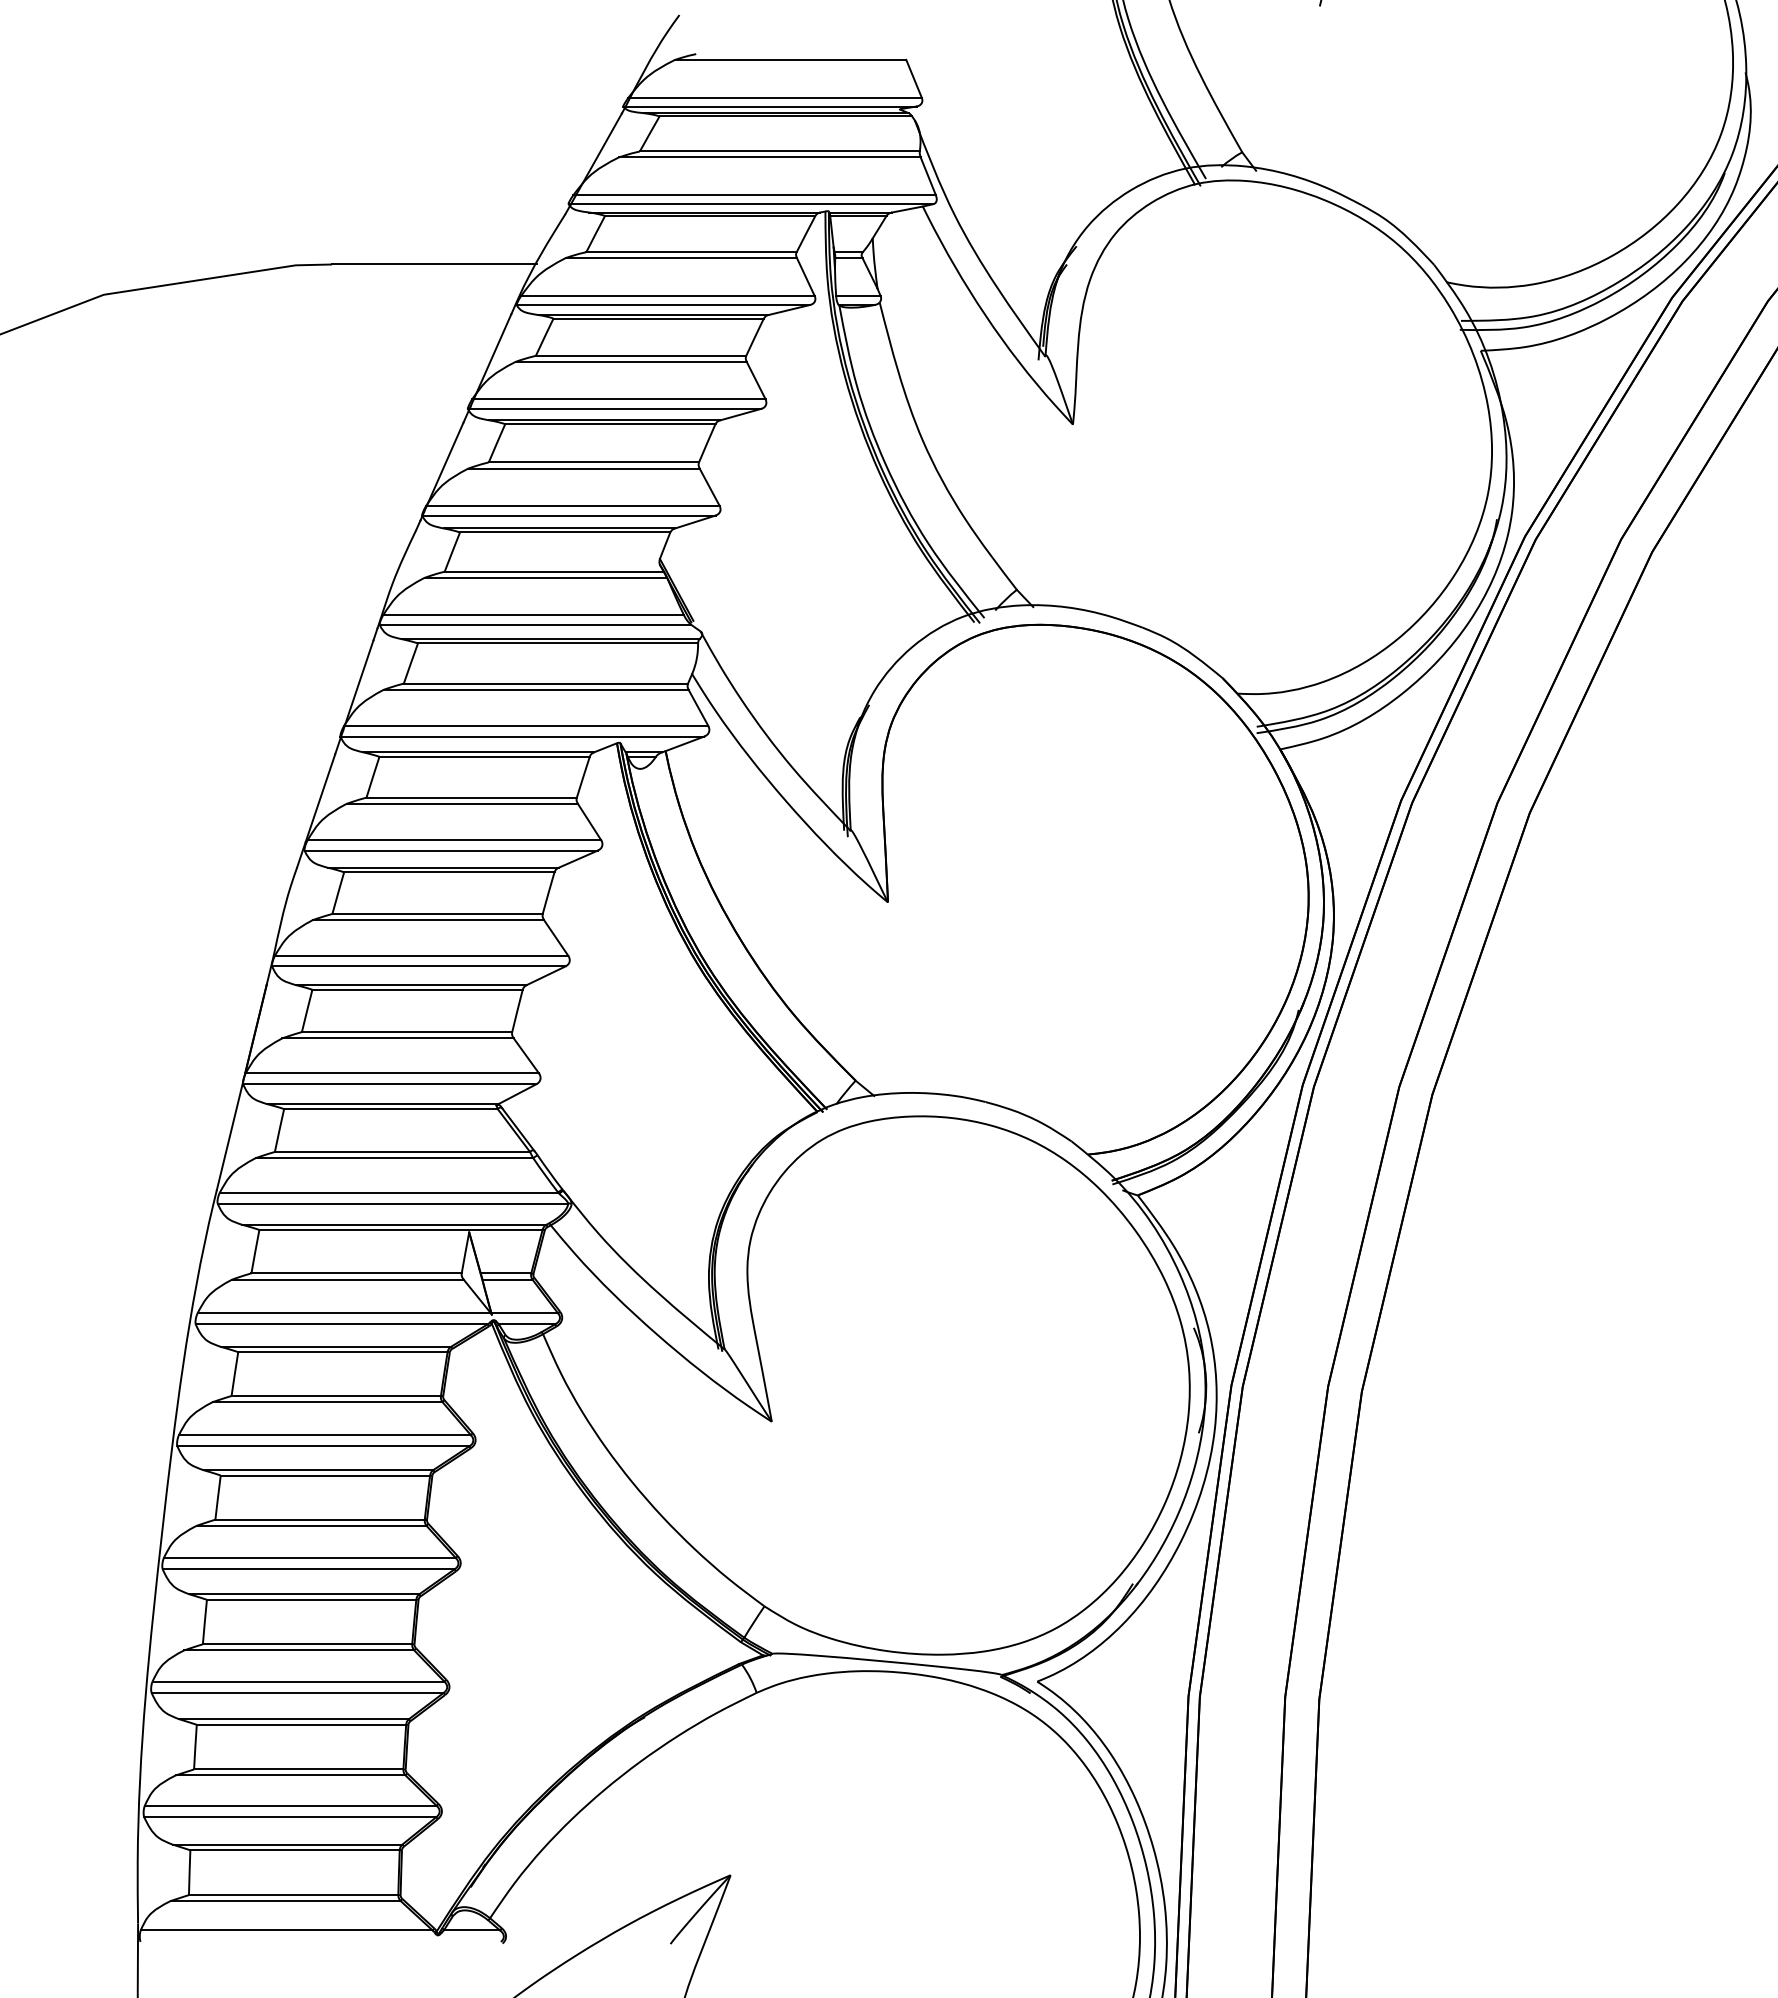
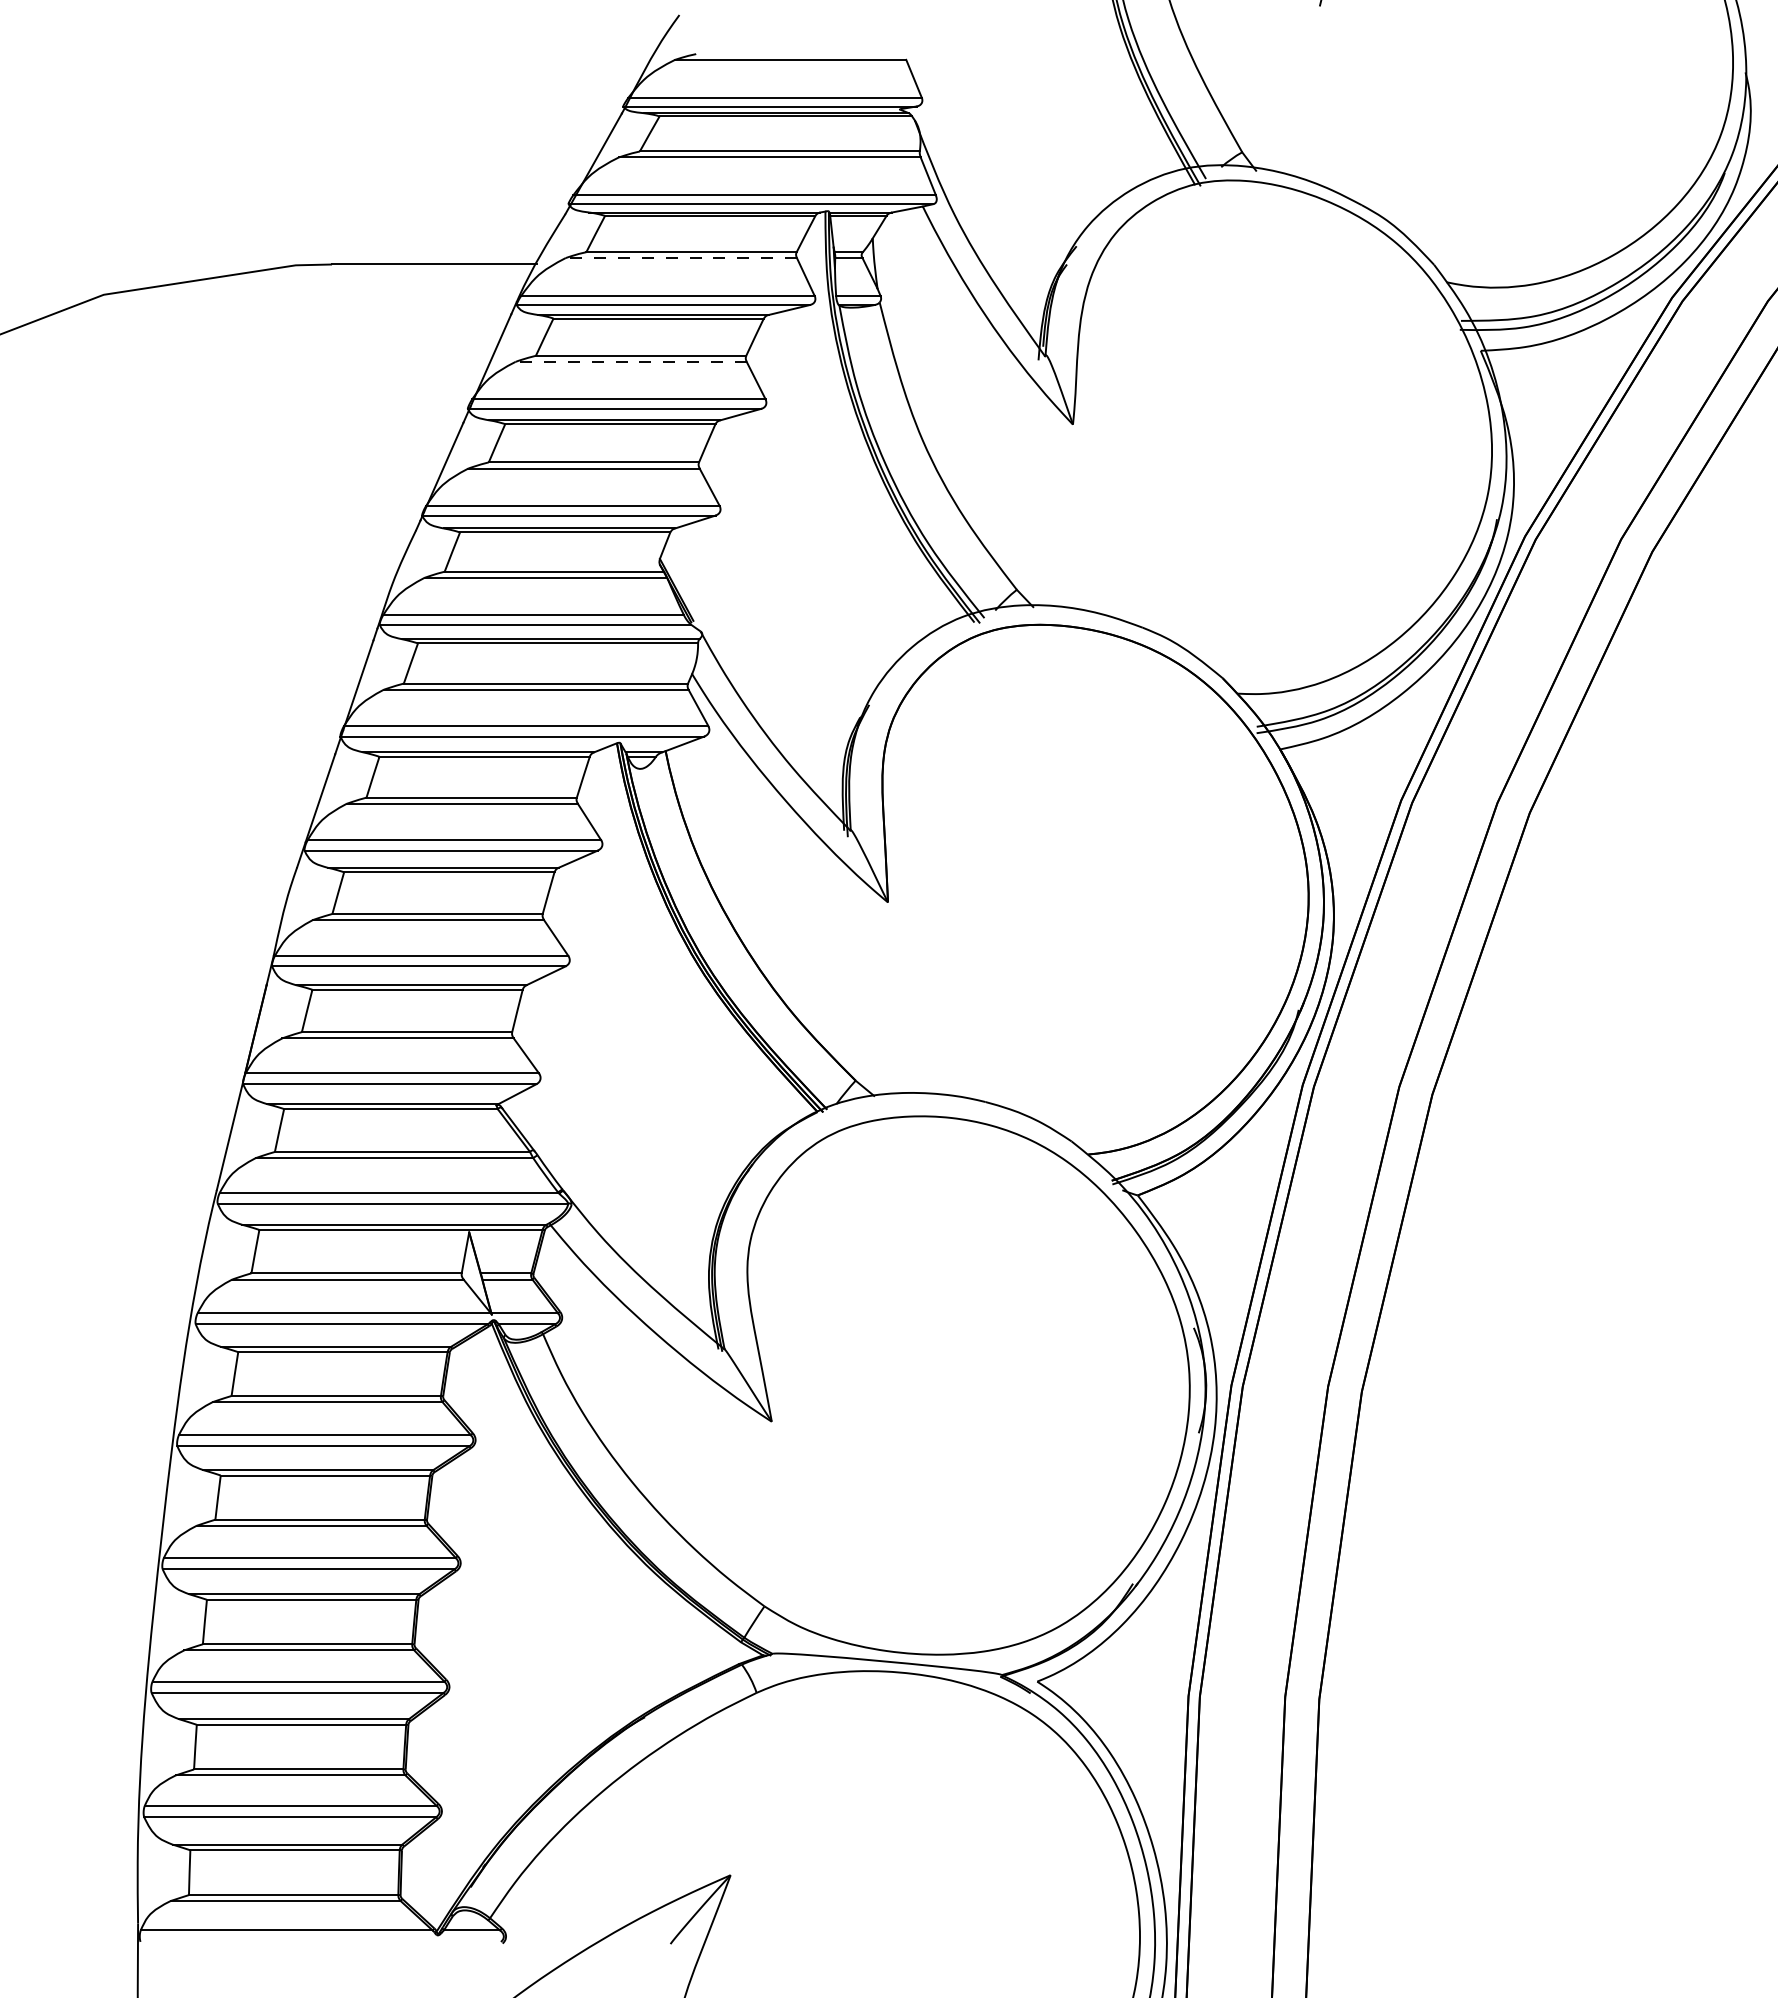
line: solid -> dashed (681, 258)
line: solid -> dashed (631, 361)
